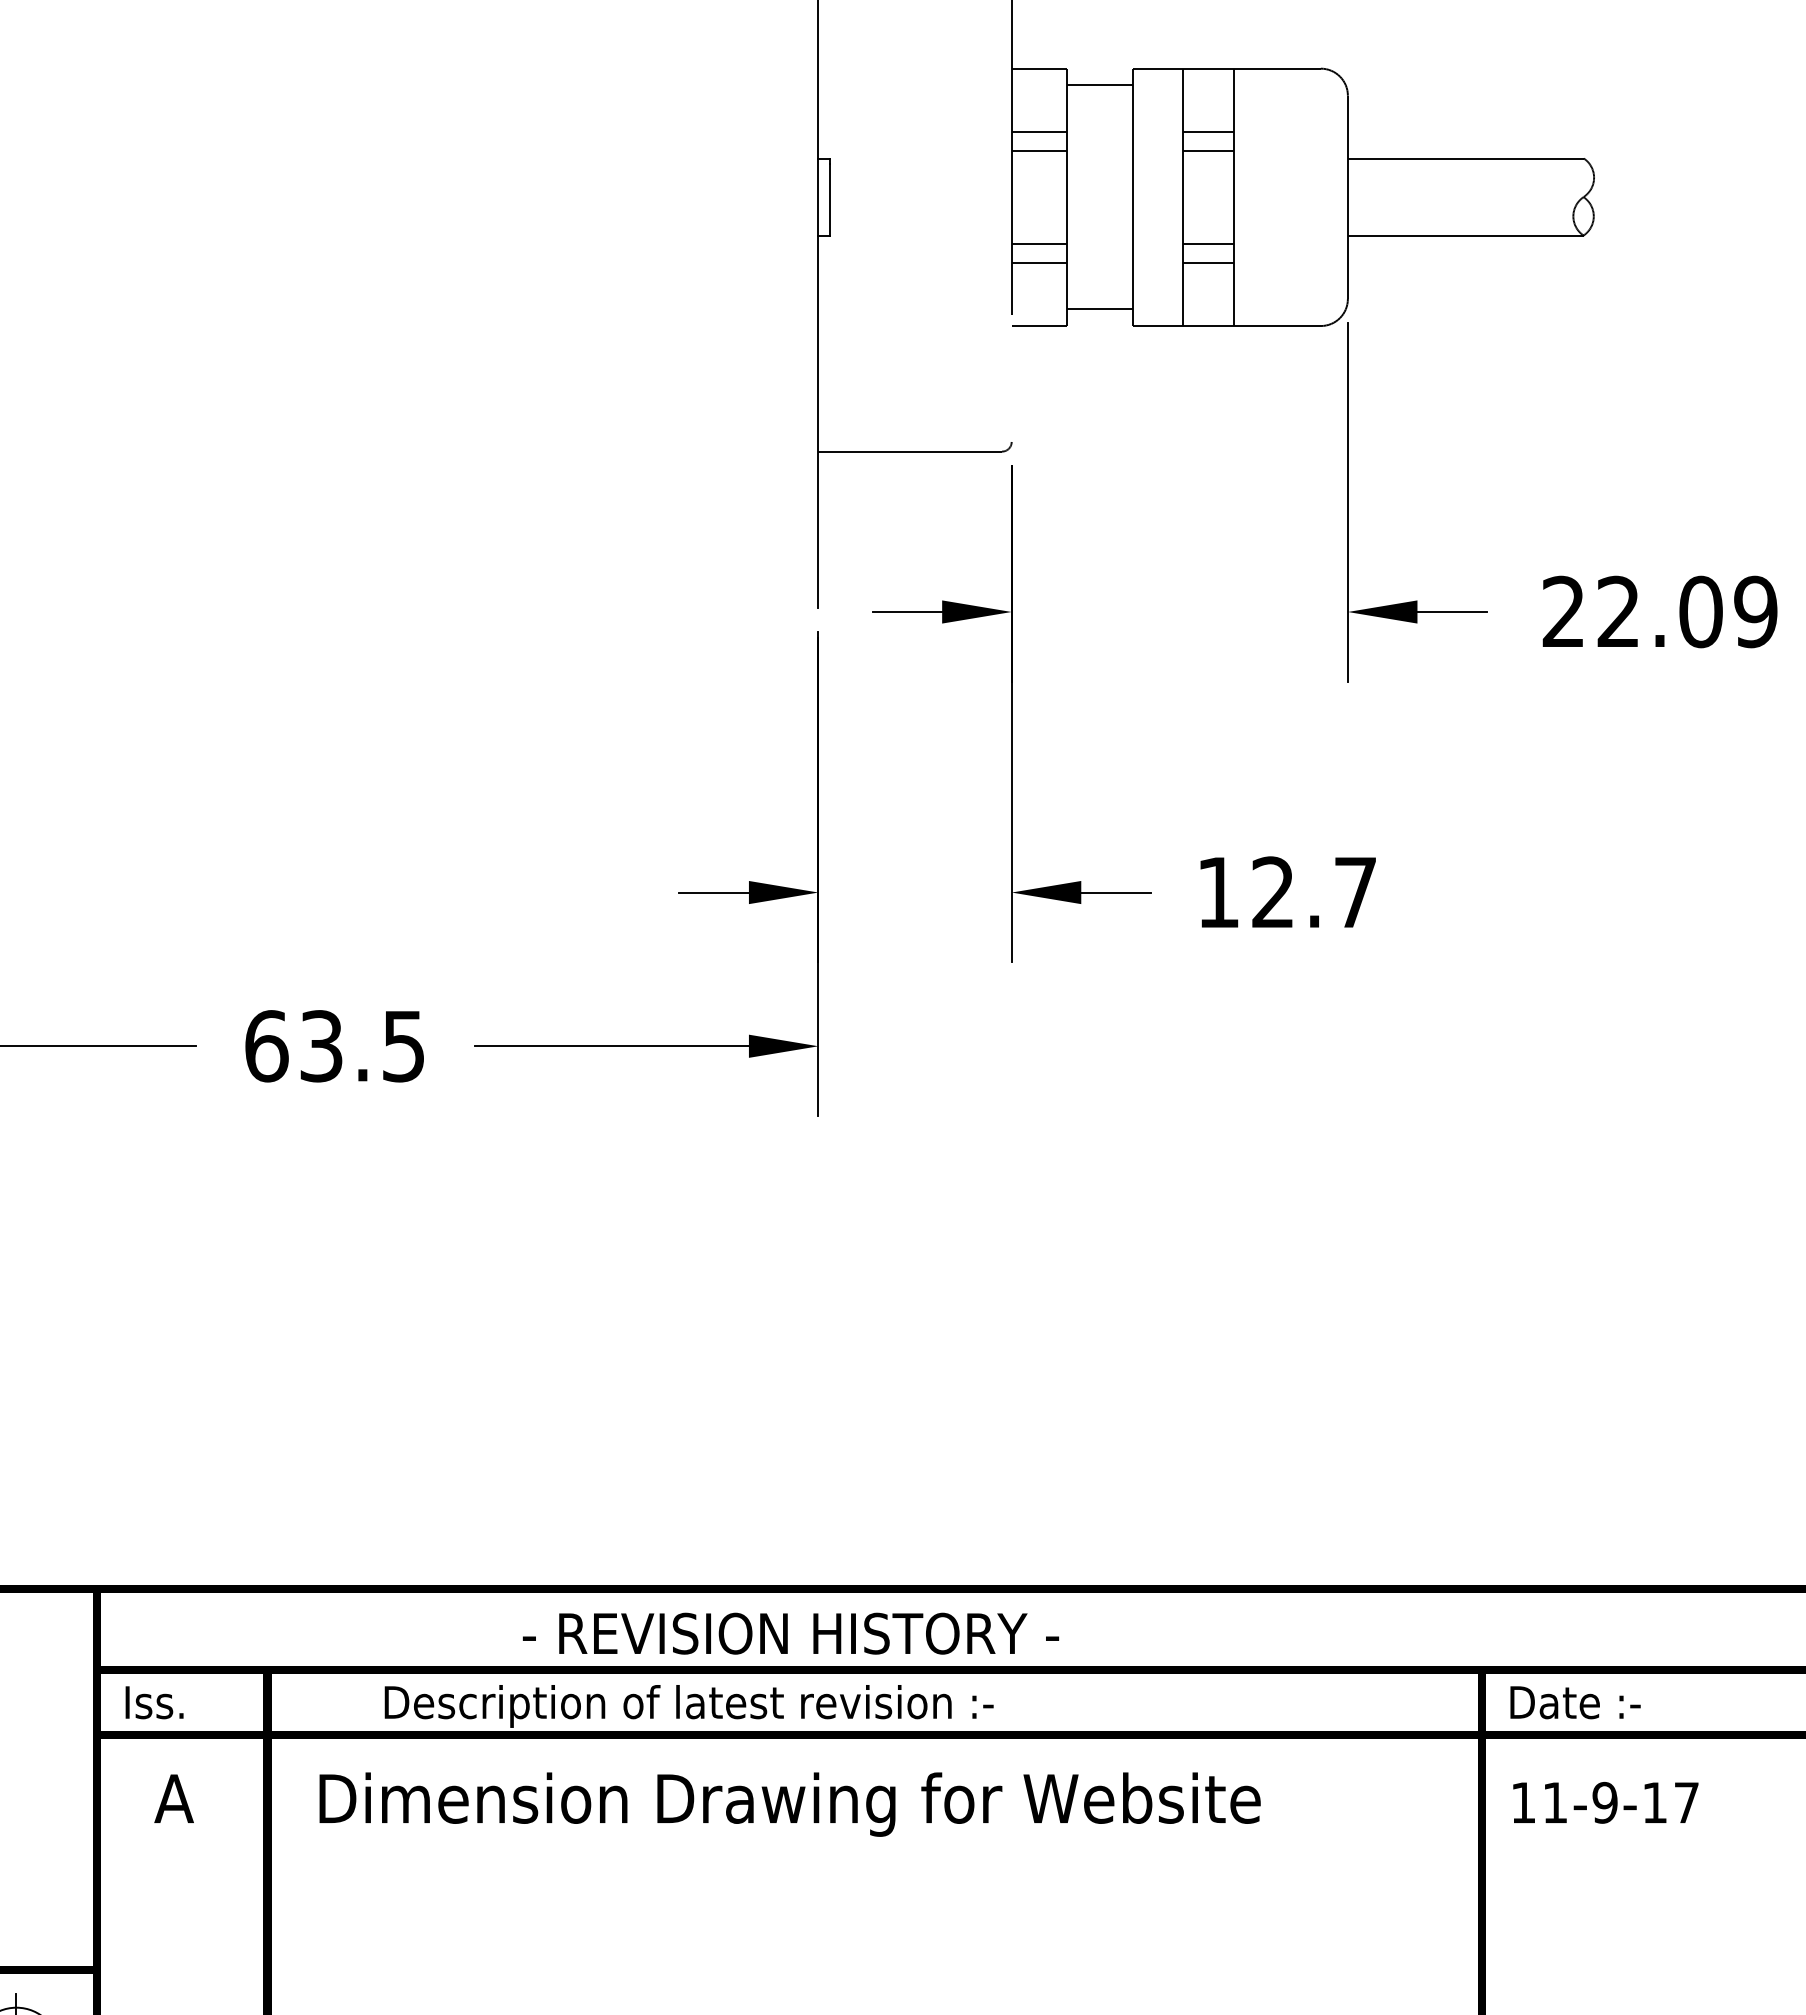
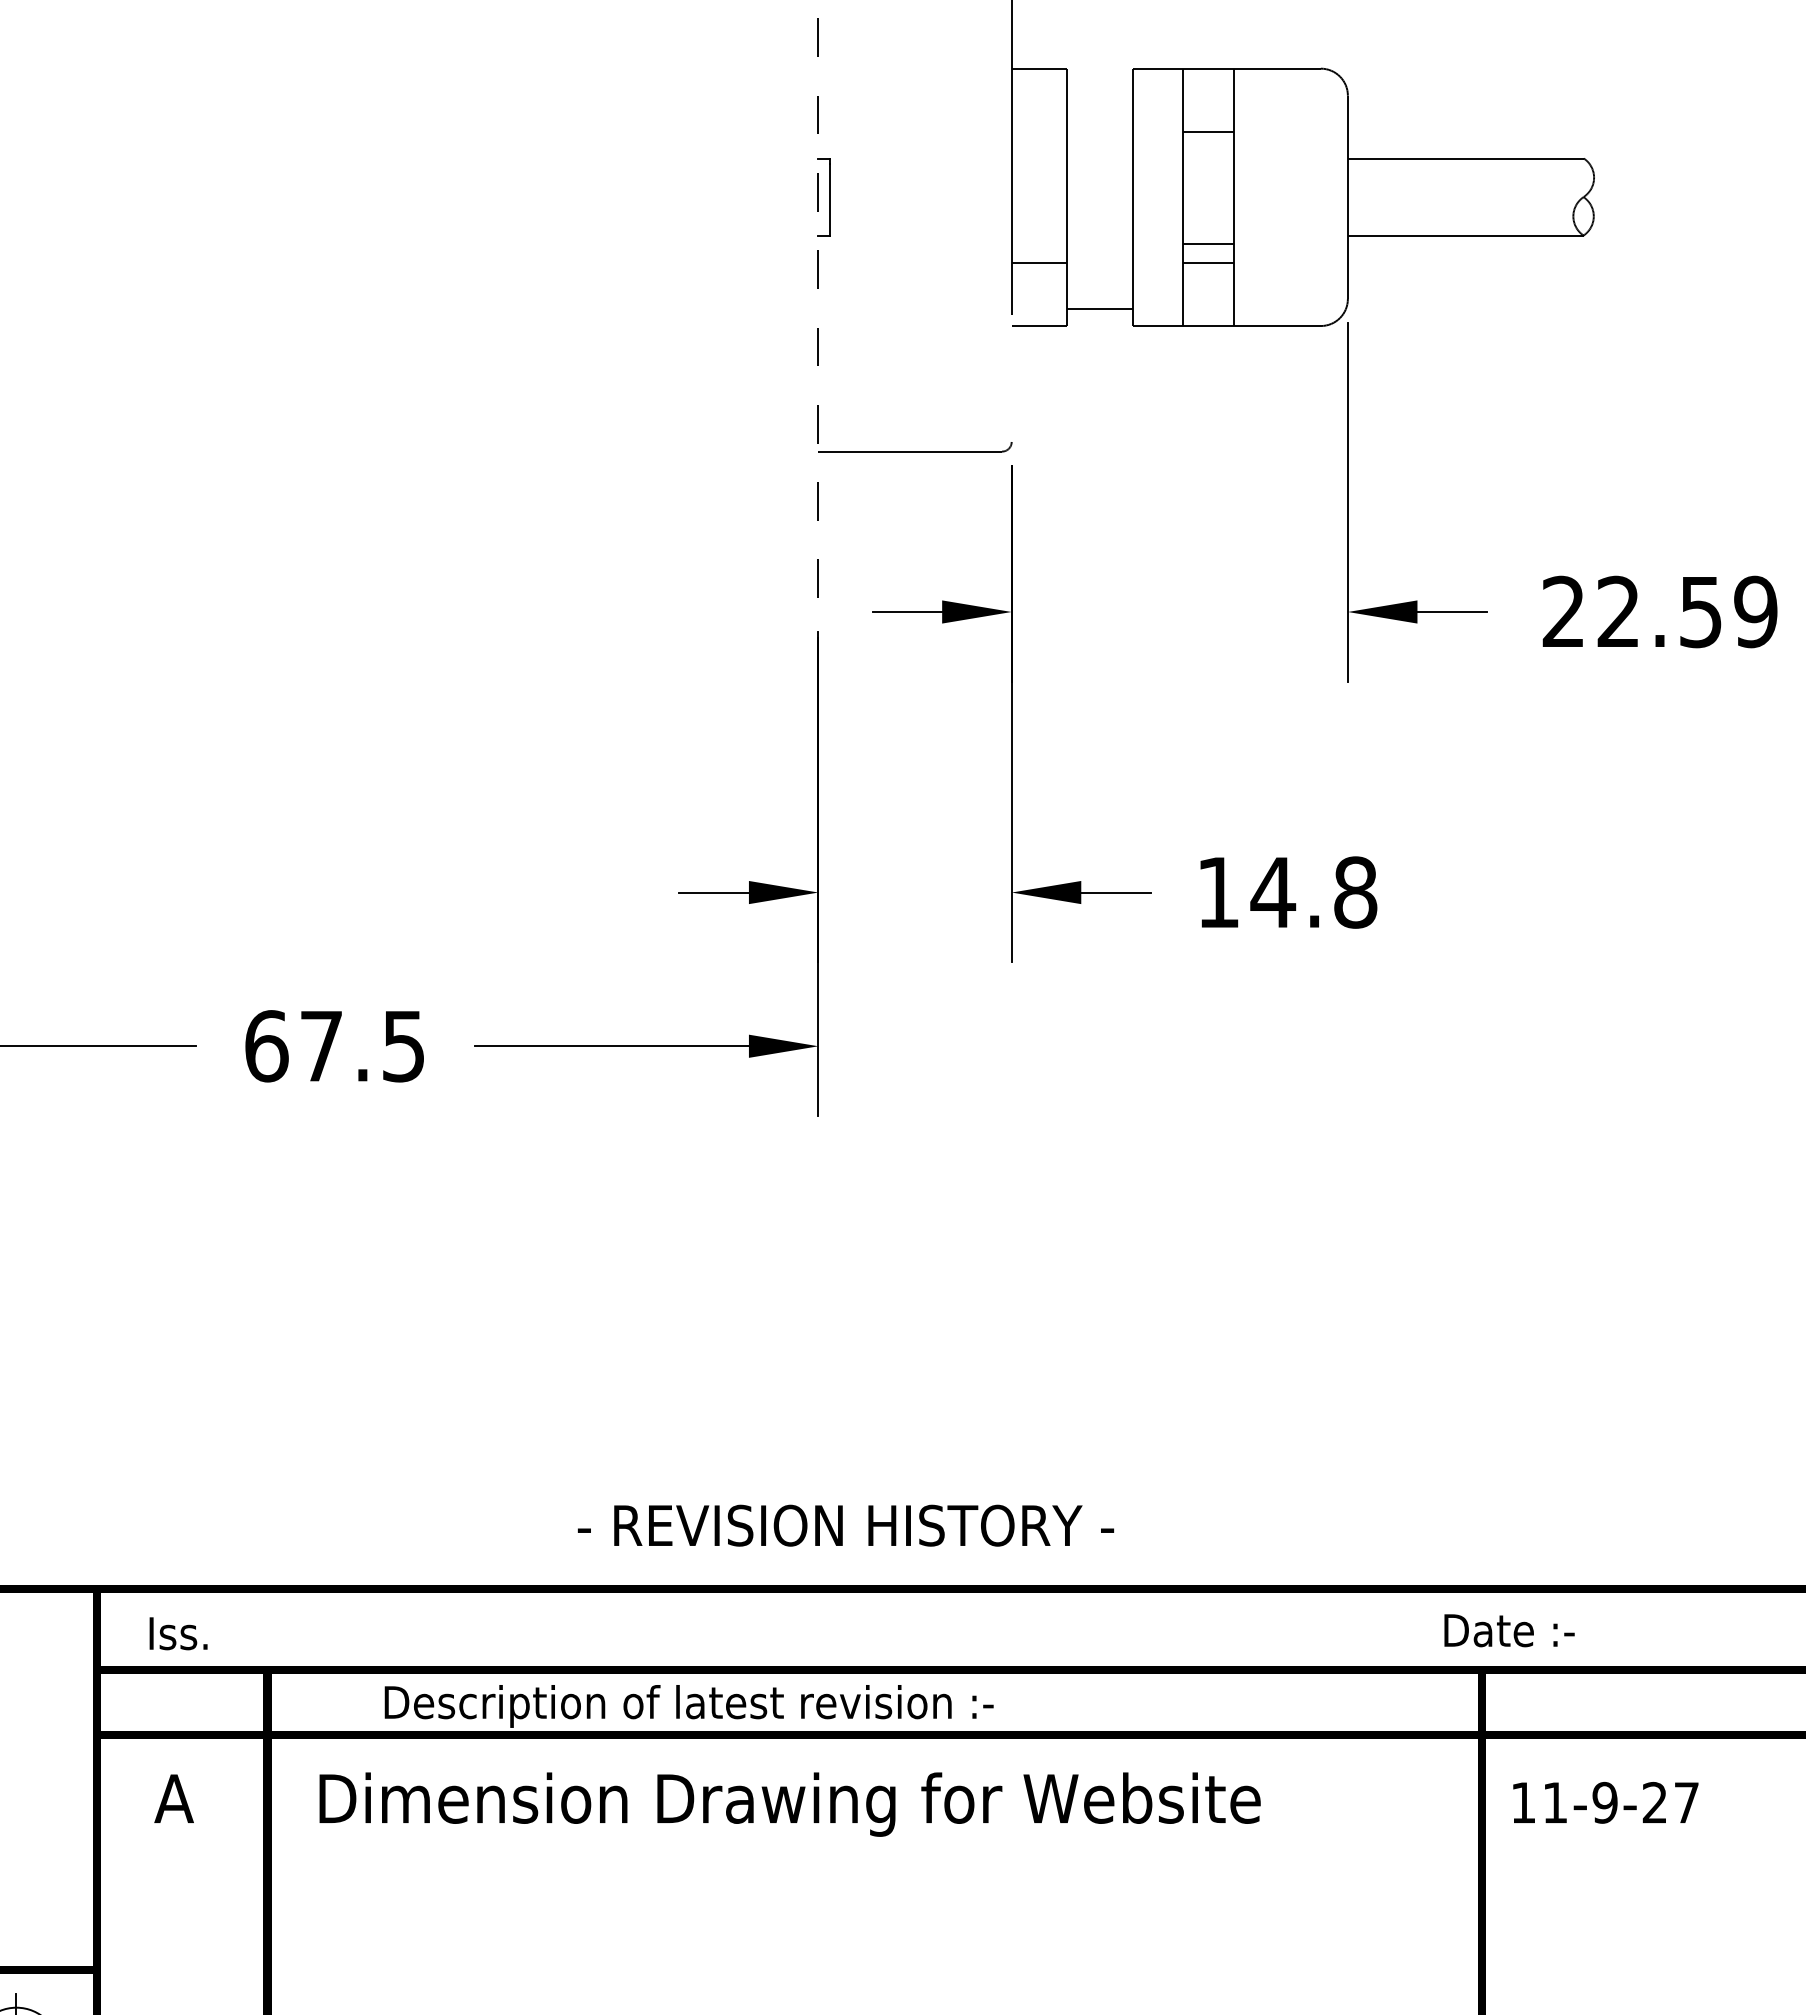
line: present -> none (1099, 85)
line: present -> none (1038, 131)
line: present -> none (1038, 150)
line: present -> none (1208, 150)
line: present -> none (1038, 243)
line: solid -> dashed (818, 304)
text: 22.09 -> 22.59 (1700, 611)
text: 12.7 -> 14.8 (1313, 892)
text: 63.5 -> 67.5 (321, 1046)
text position: (790, 1633) -> (845, 1525) (845, 1525)
text position: (154, 1702) -> (178, 1633) (178, 1633)
text position: (1575, 1702) -> (1509, 1630) (1509, 1630)
text: 11-9-17 -> 11-9-27 (1654, 1802)
